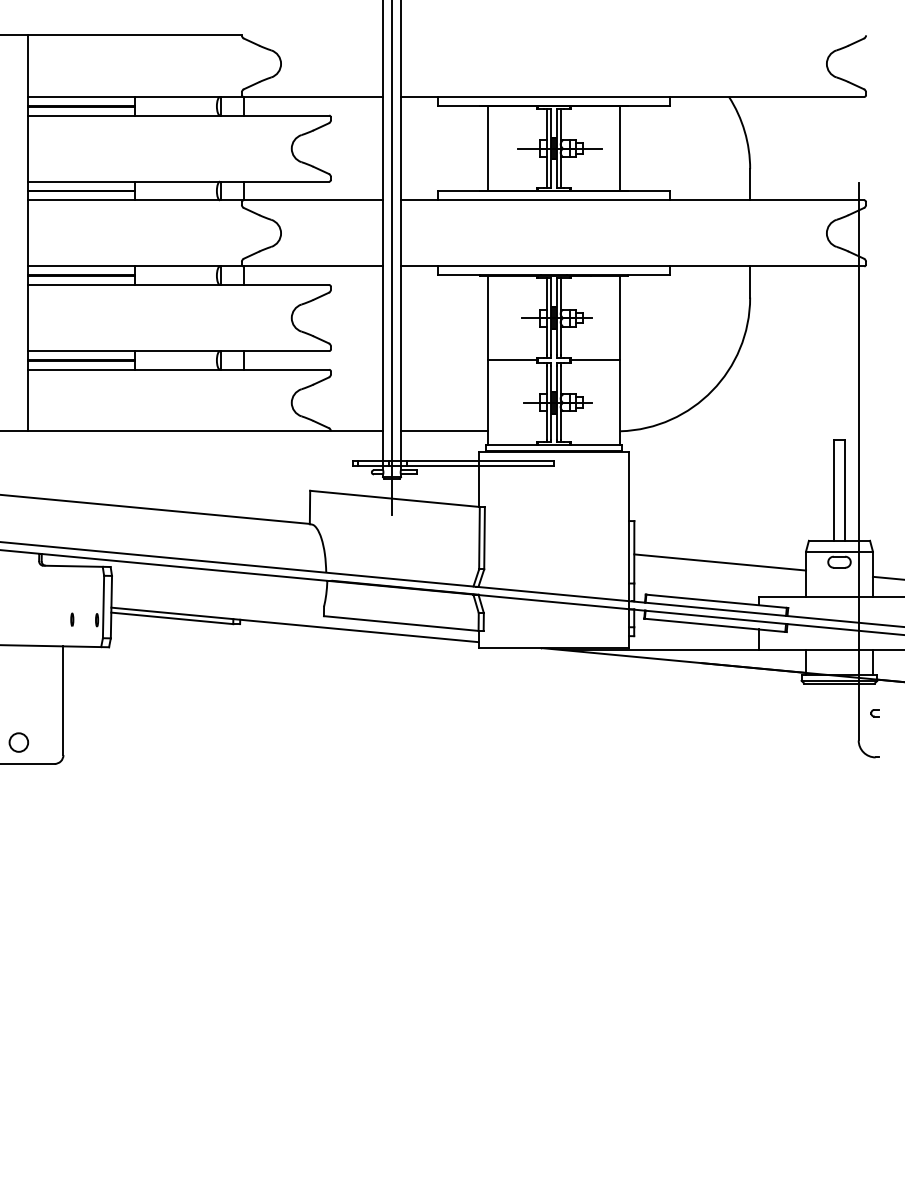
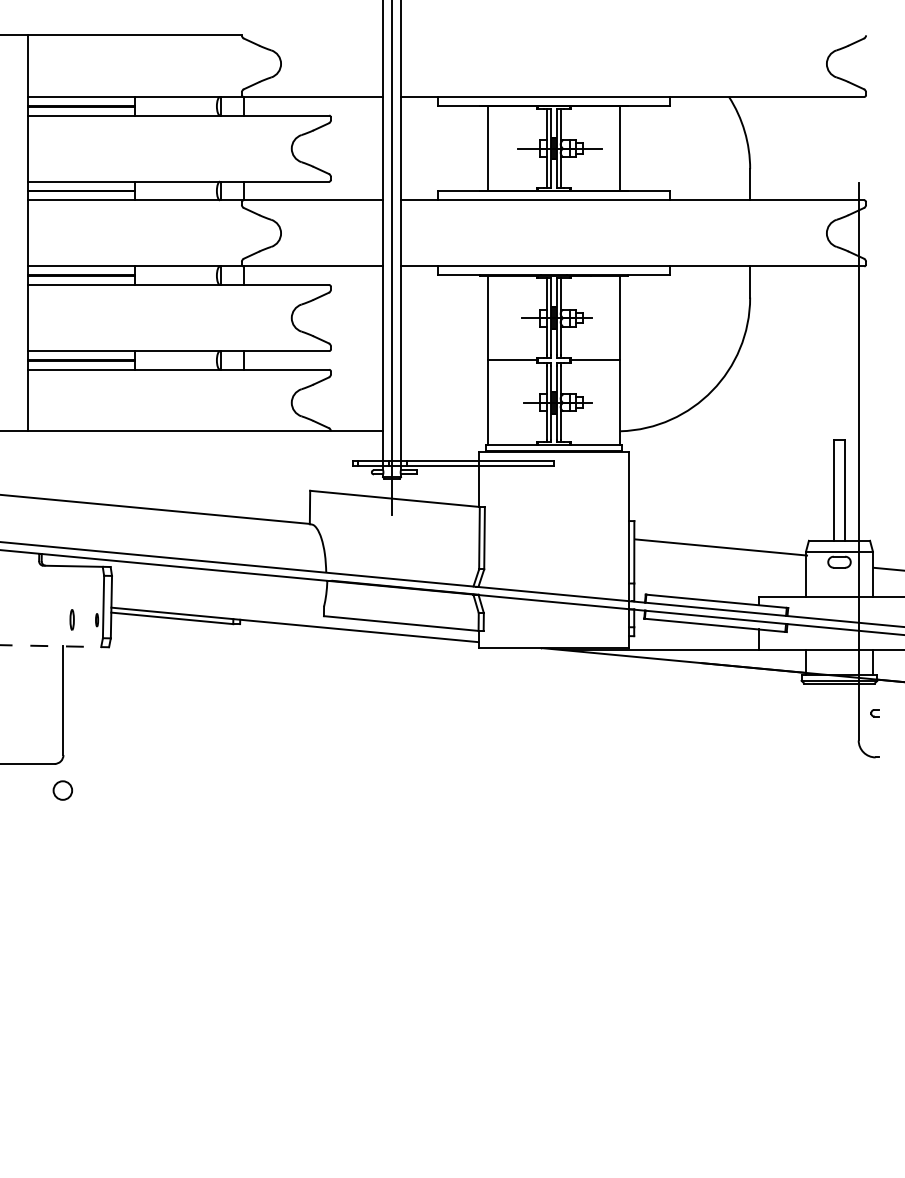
line: present -> none (443, 431)
line position: (720, 562) -> (721, 547) (721, 547)
line position: (886, 577) -> (887, 568) (887, 568)
part size: 5x15 px -> 6x22 px (71, 619)
line: solid -> dashed (55, 646)
circle position: (18, 742) -> (62, 790) (62, 790)
